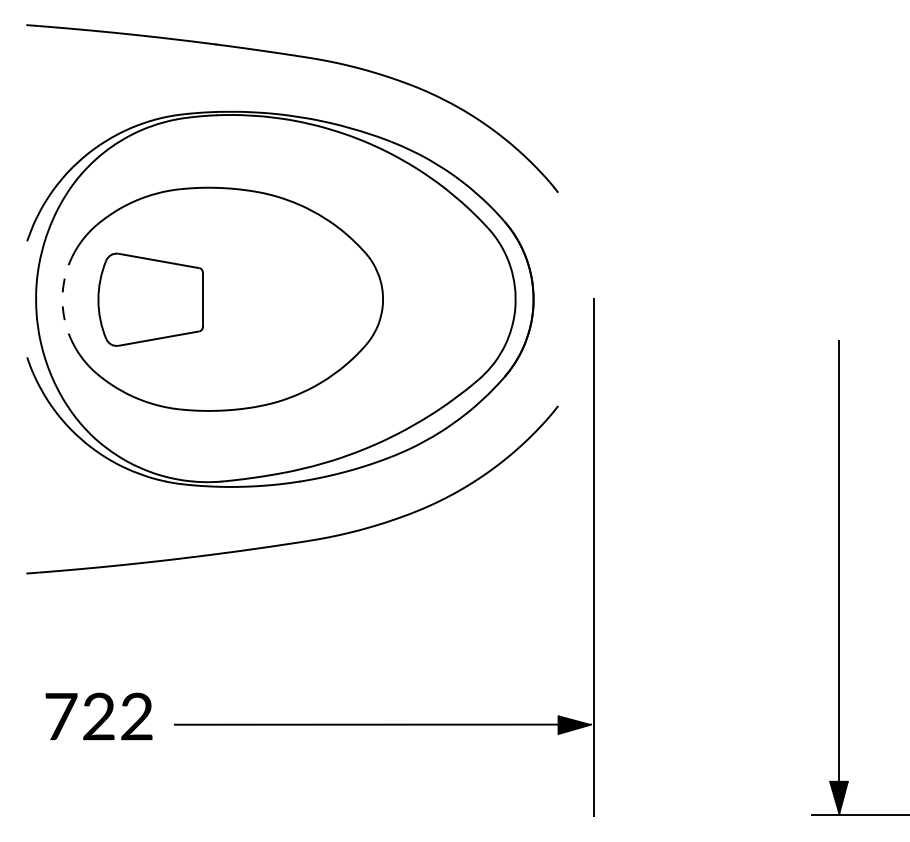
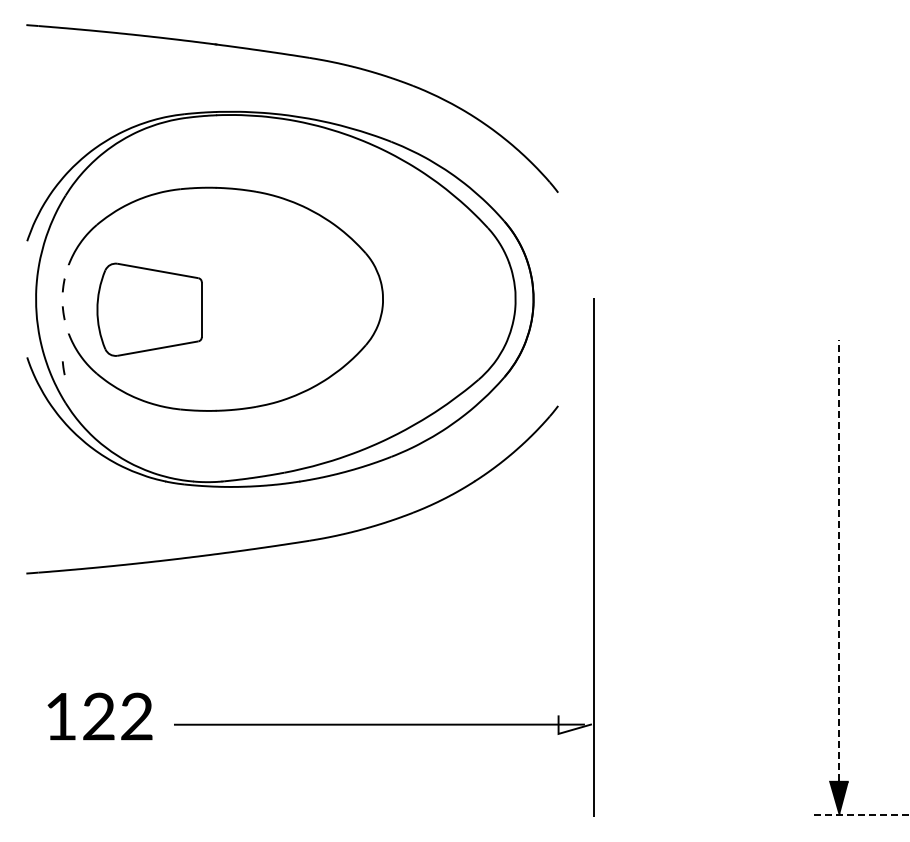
part position: (150, 299) -> (149, 309) (149, 309)
line: none -> present (63, 368)
line: solid -> dashed (839, 565)
text: 722 -> 122 (61, 716)
fill: present -> none (574, 724)
line: solid -> dashed (860, 815)
